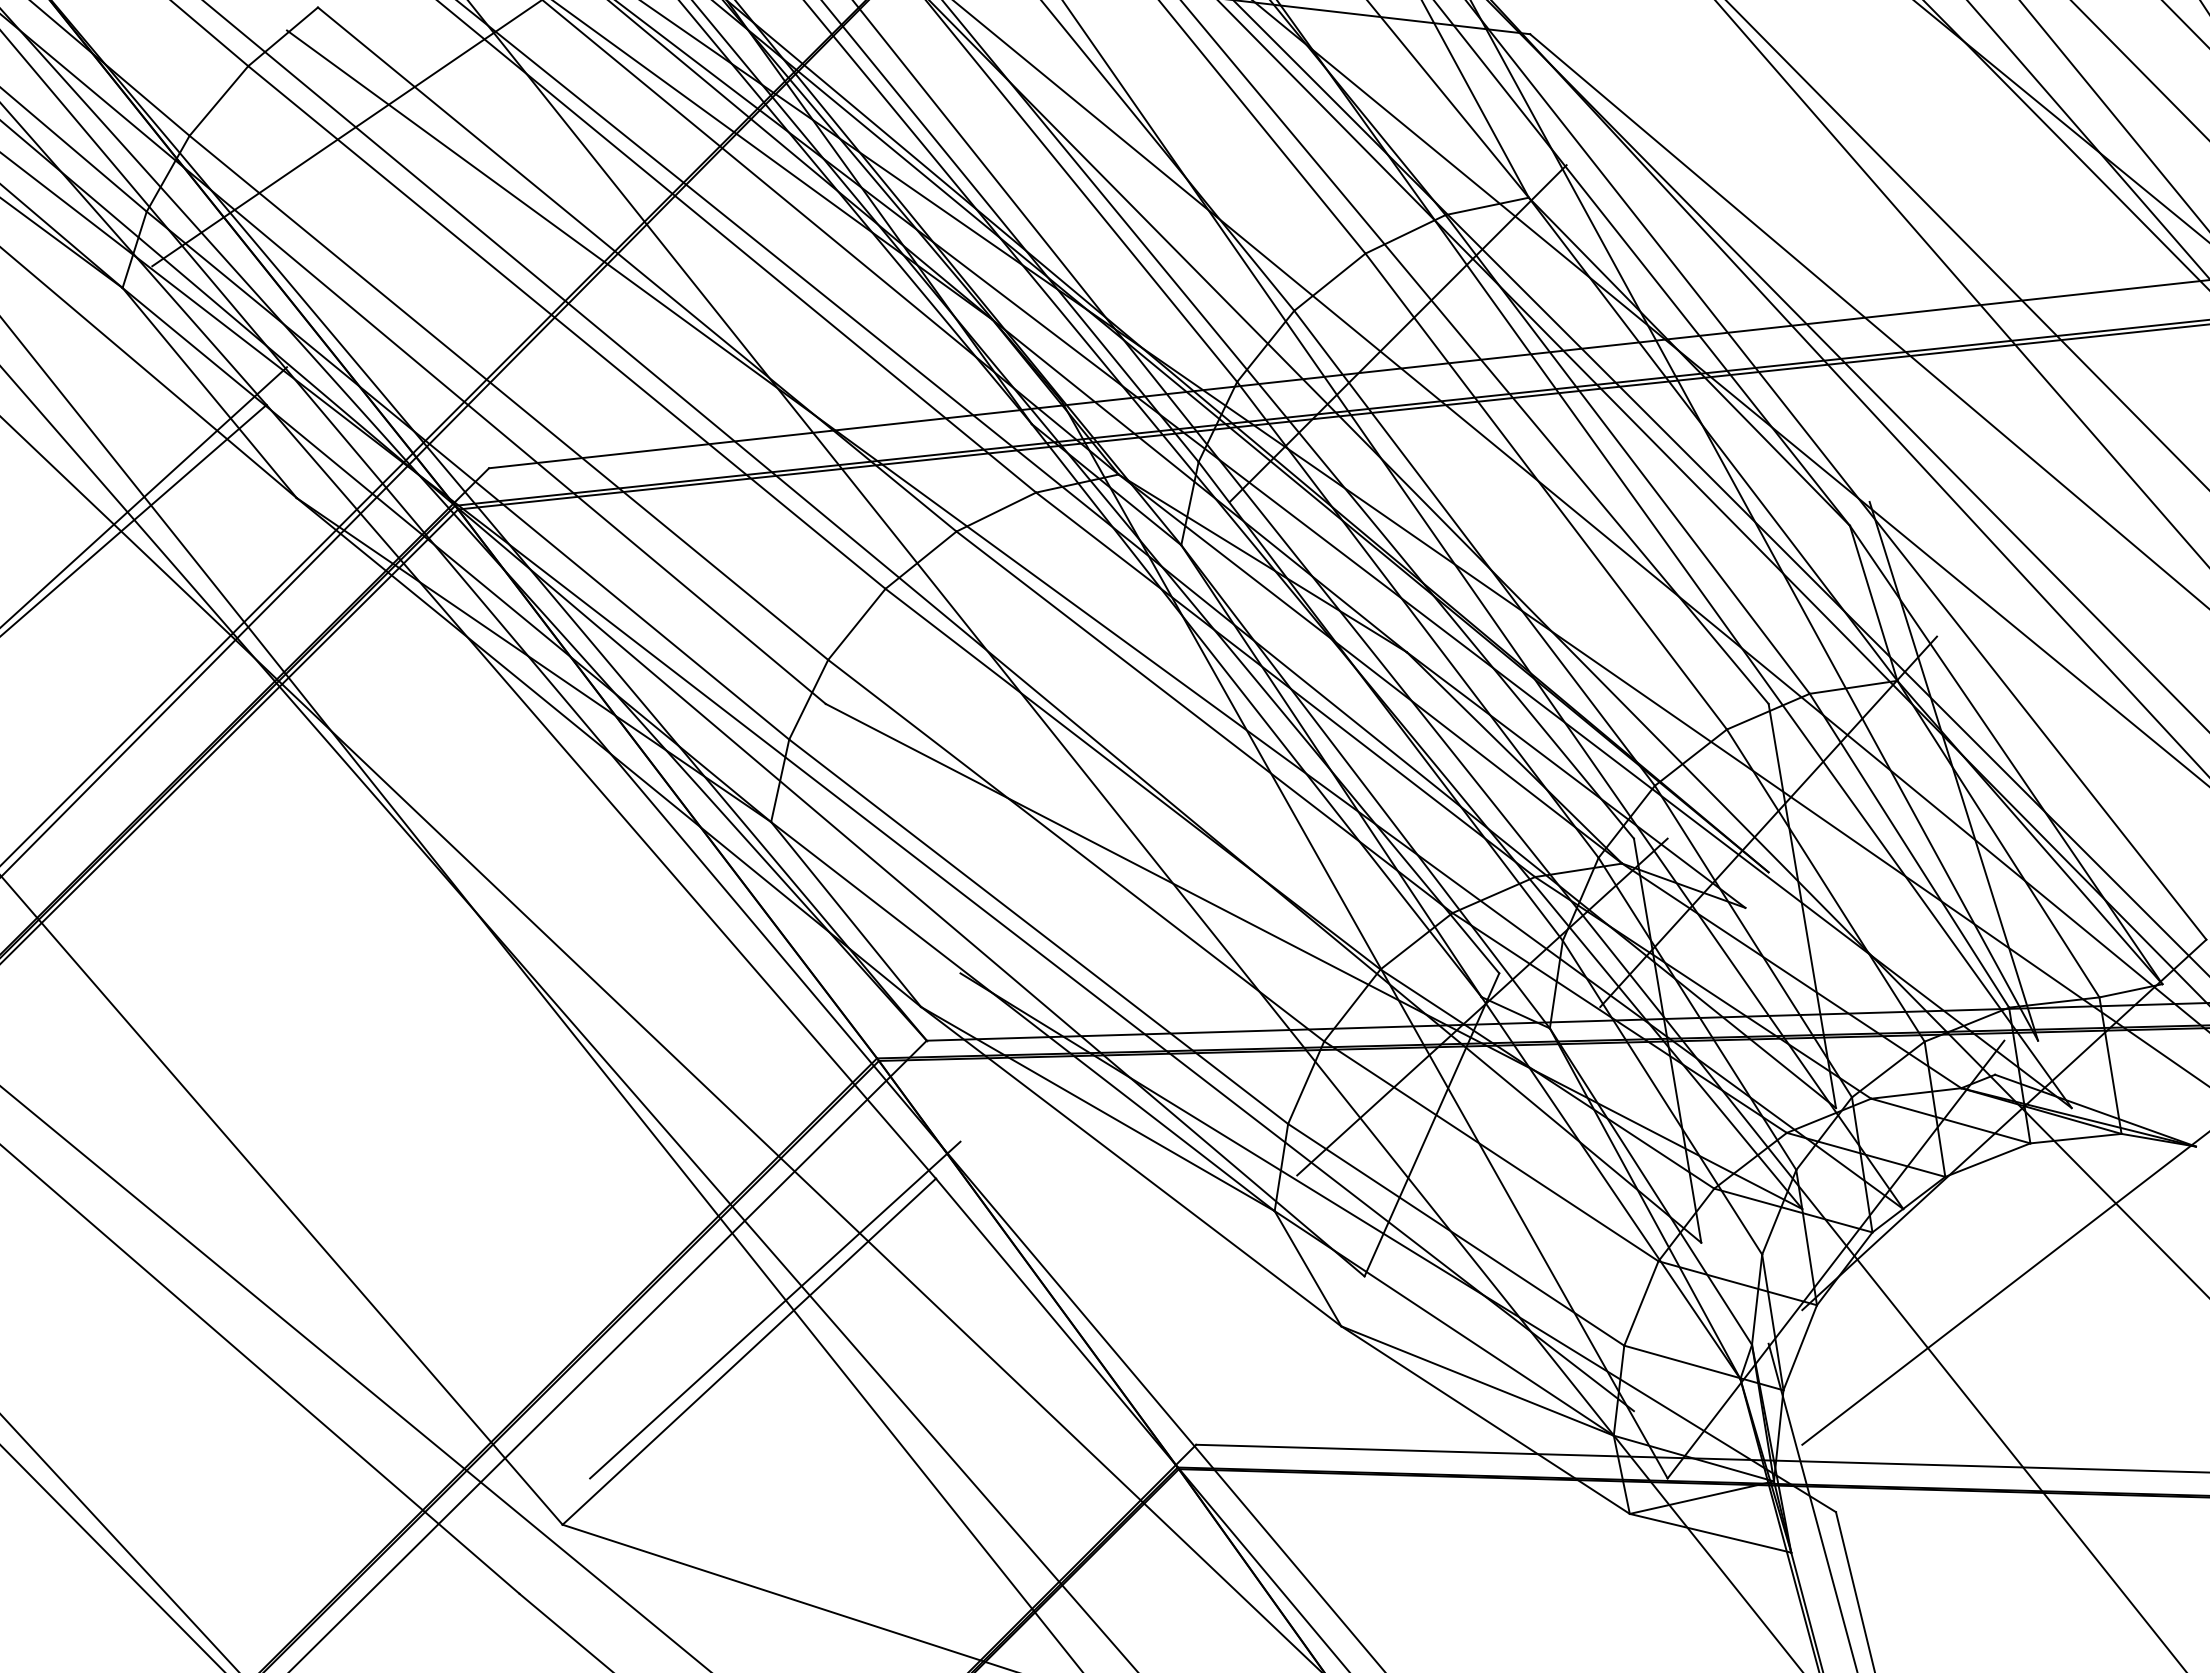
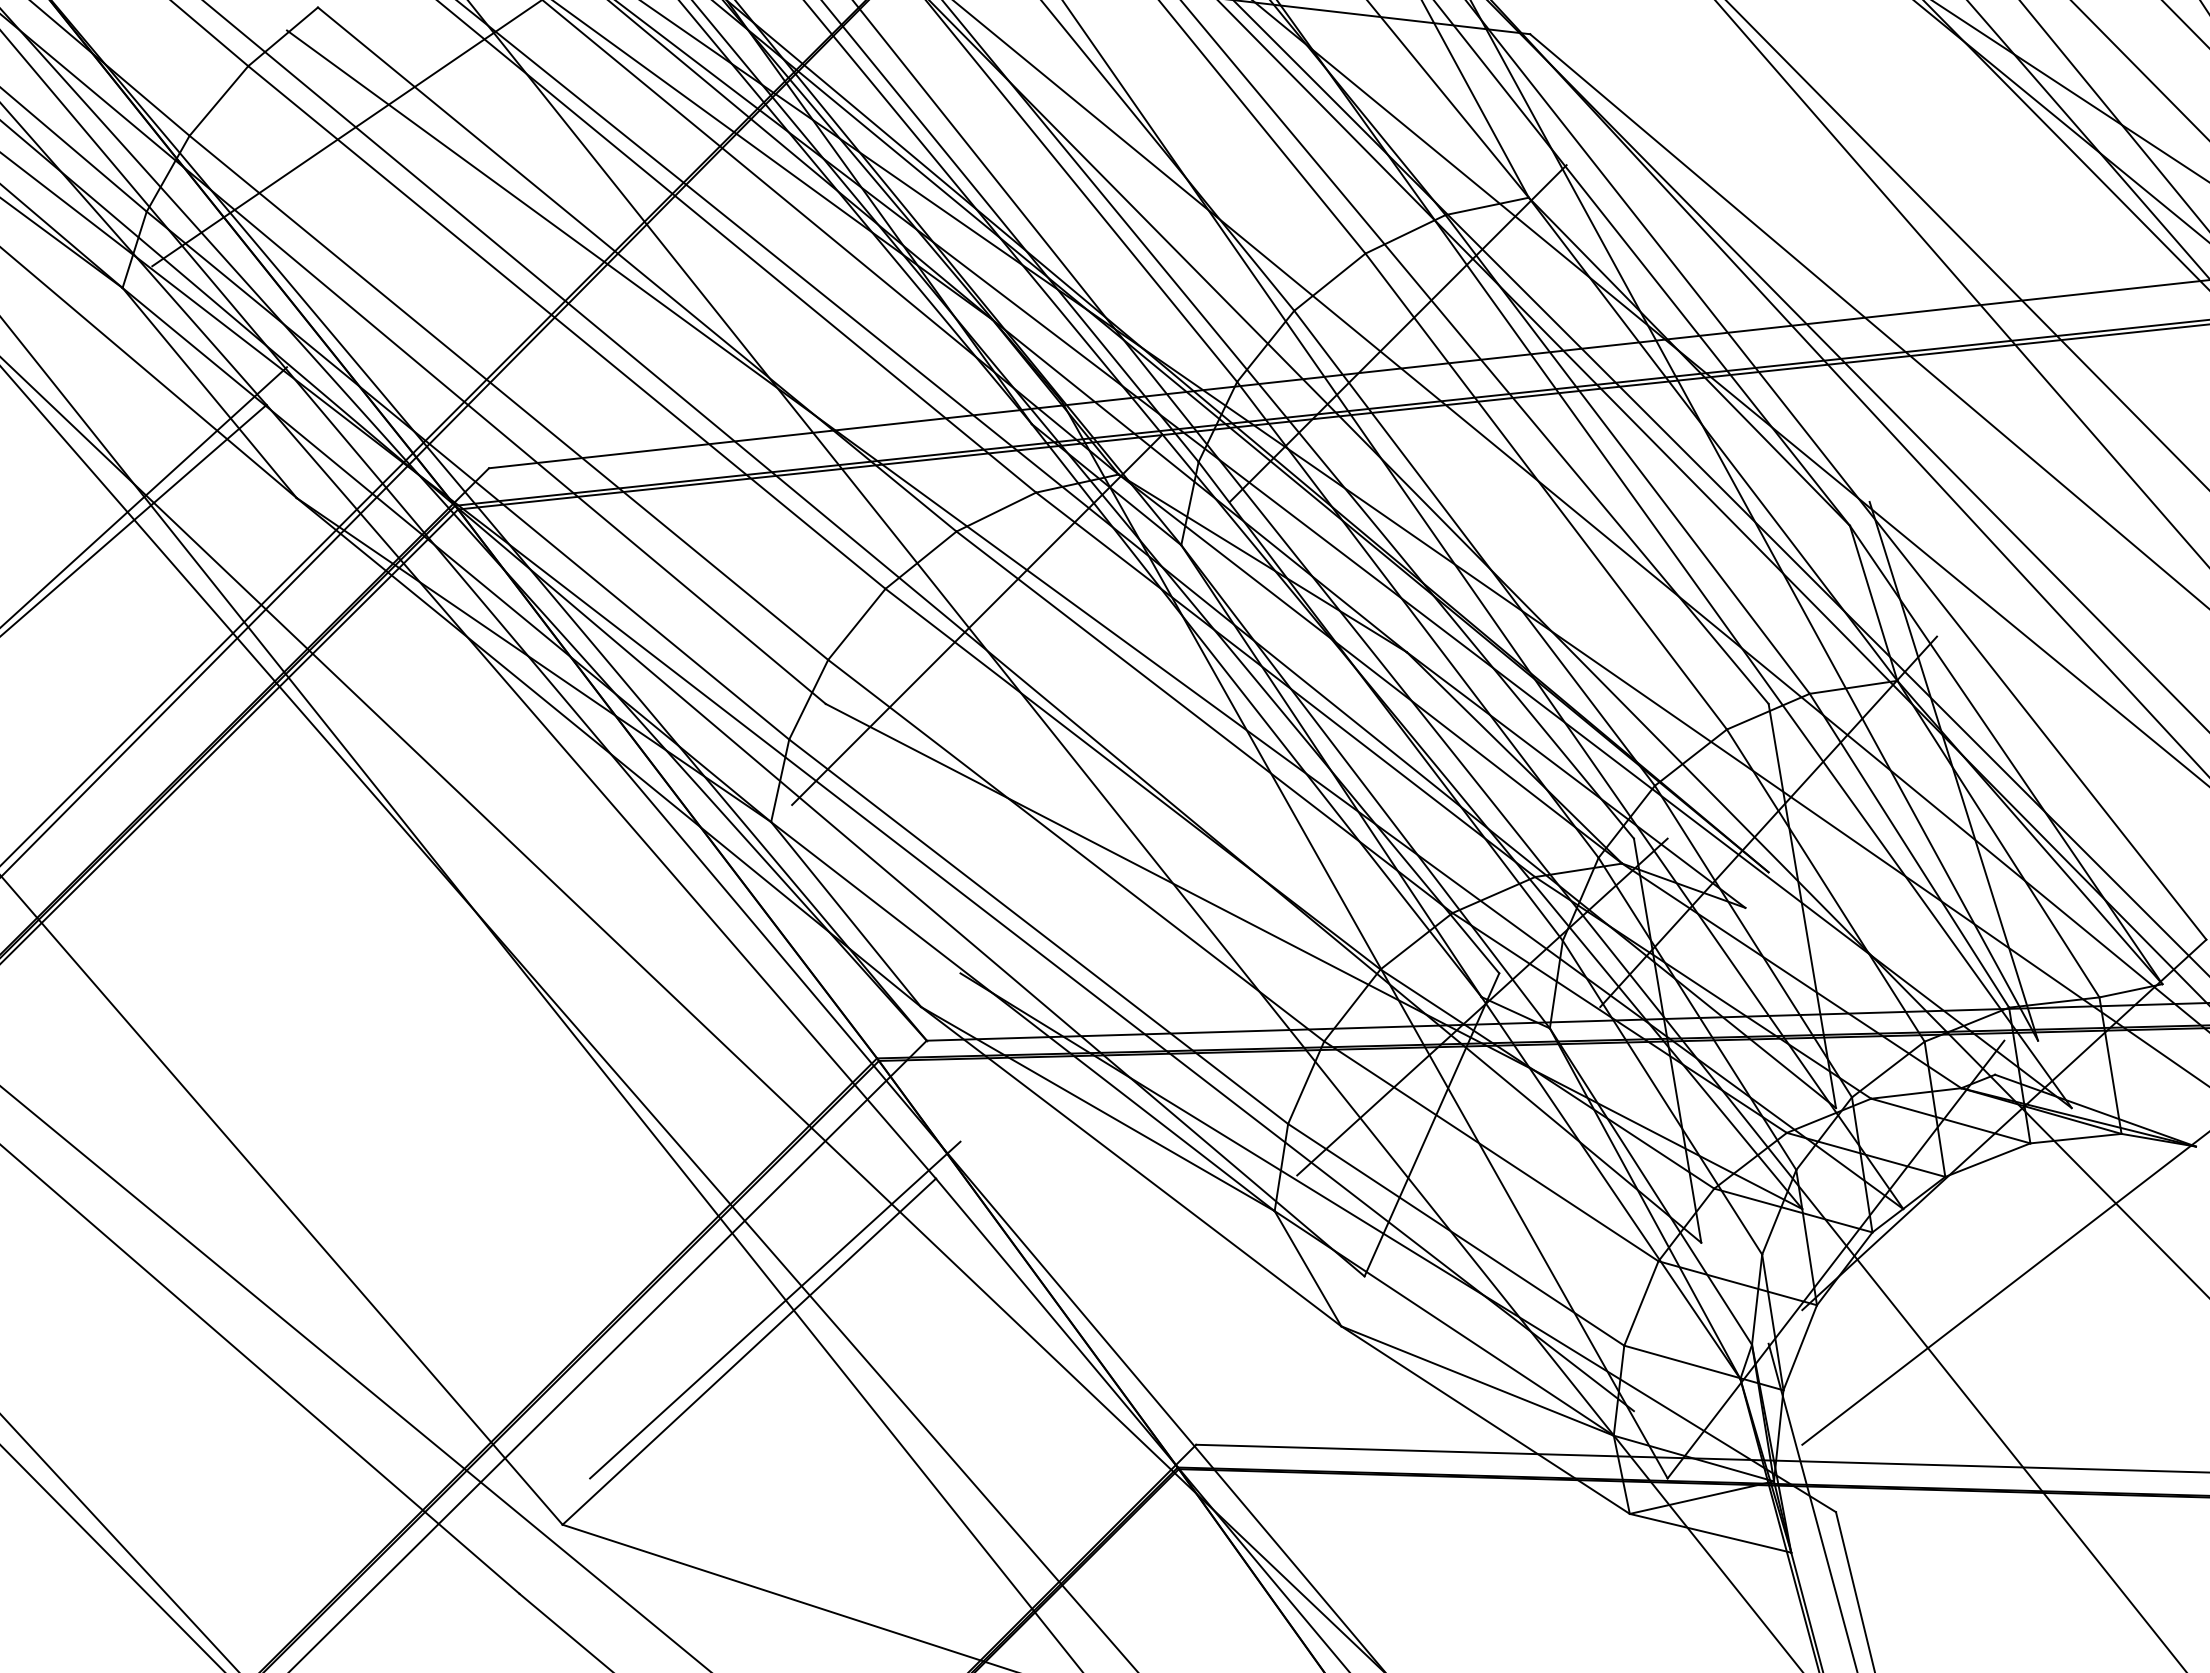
line: none -> present (2070, 91)
line: none -> present (977, 619)
line position: (660, 1043) -> (691, 1013) (691, 1013)
